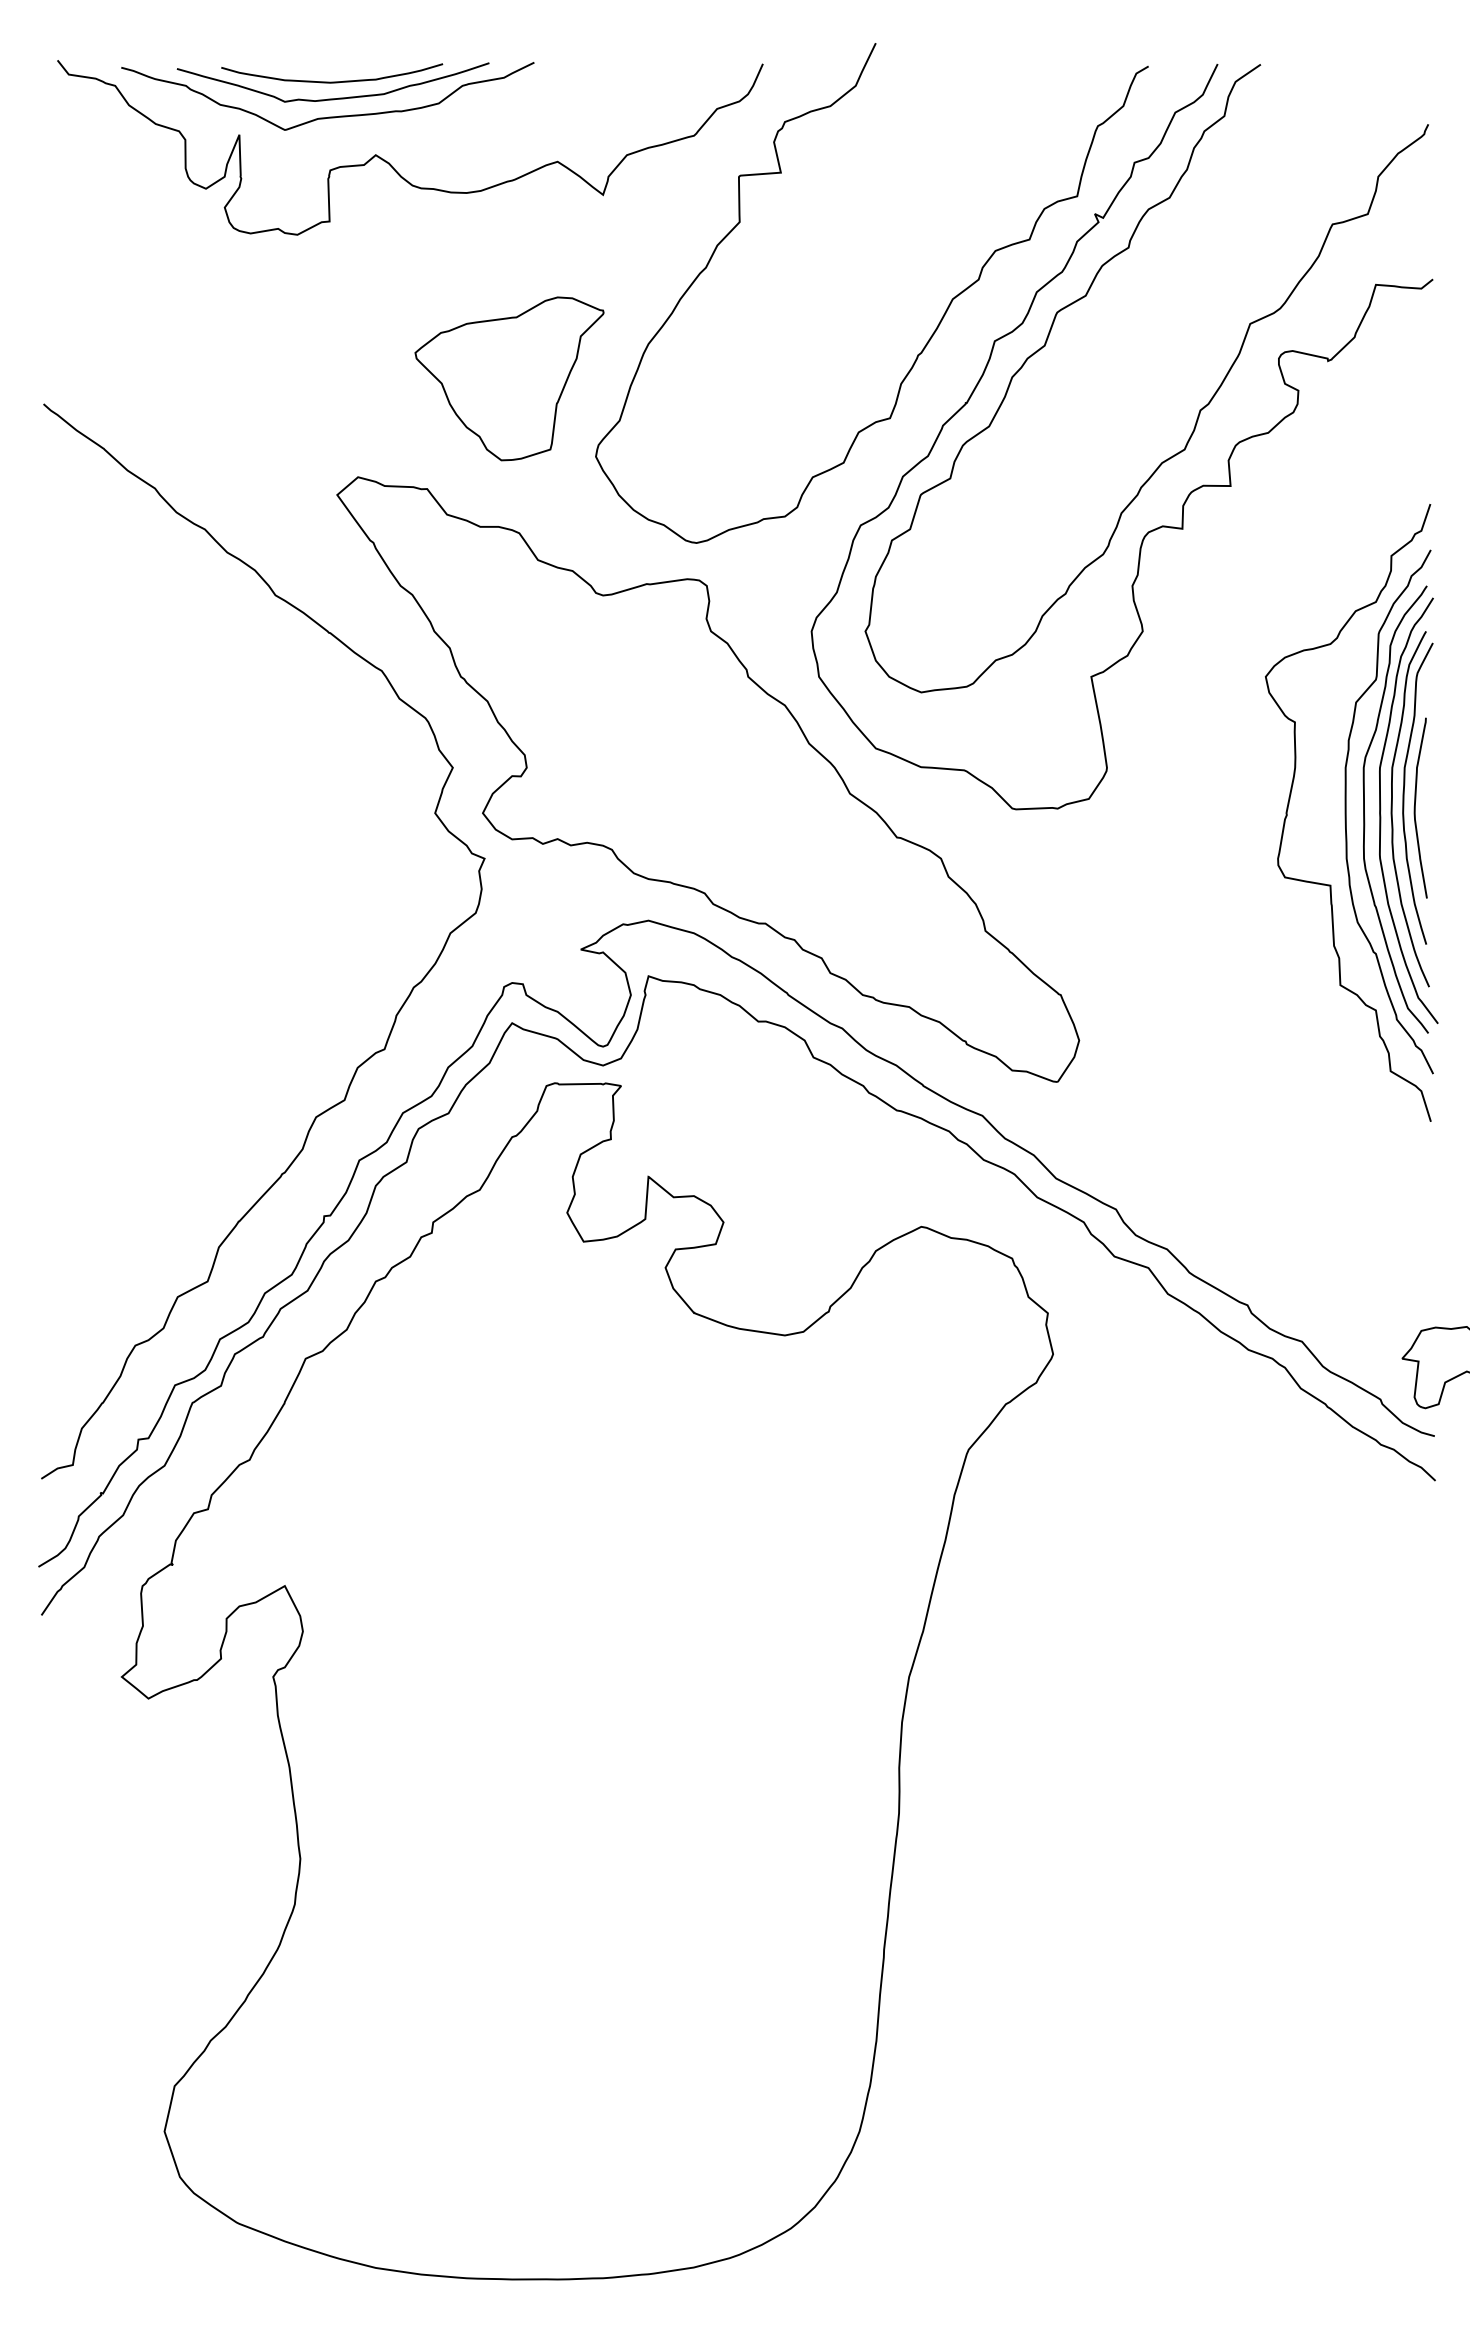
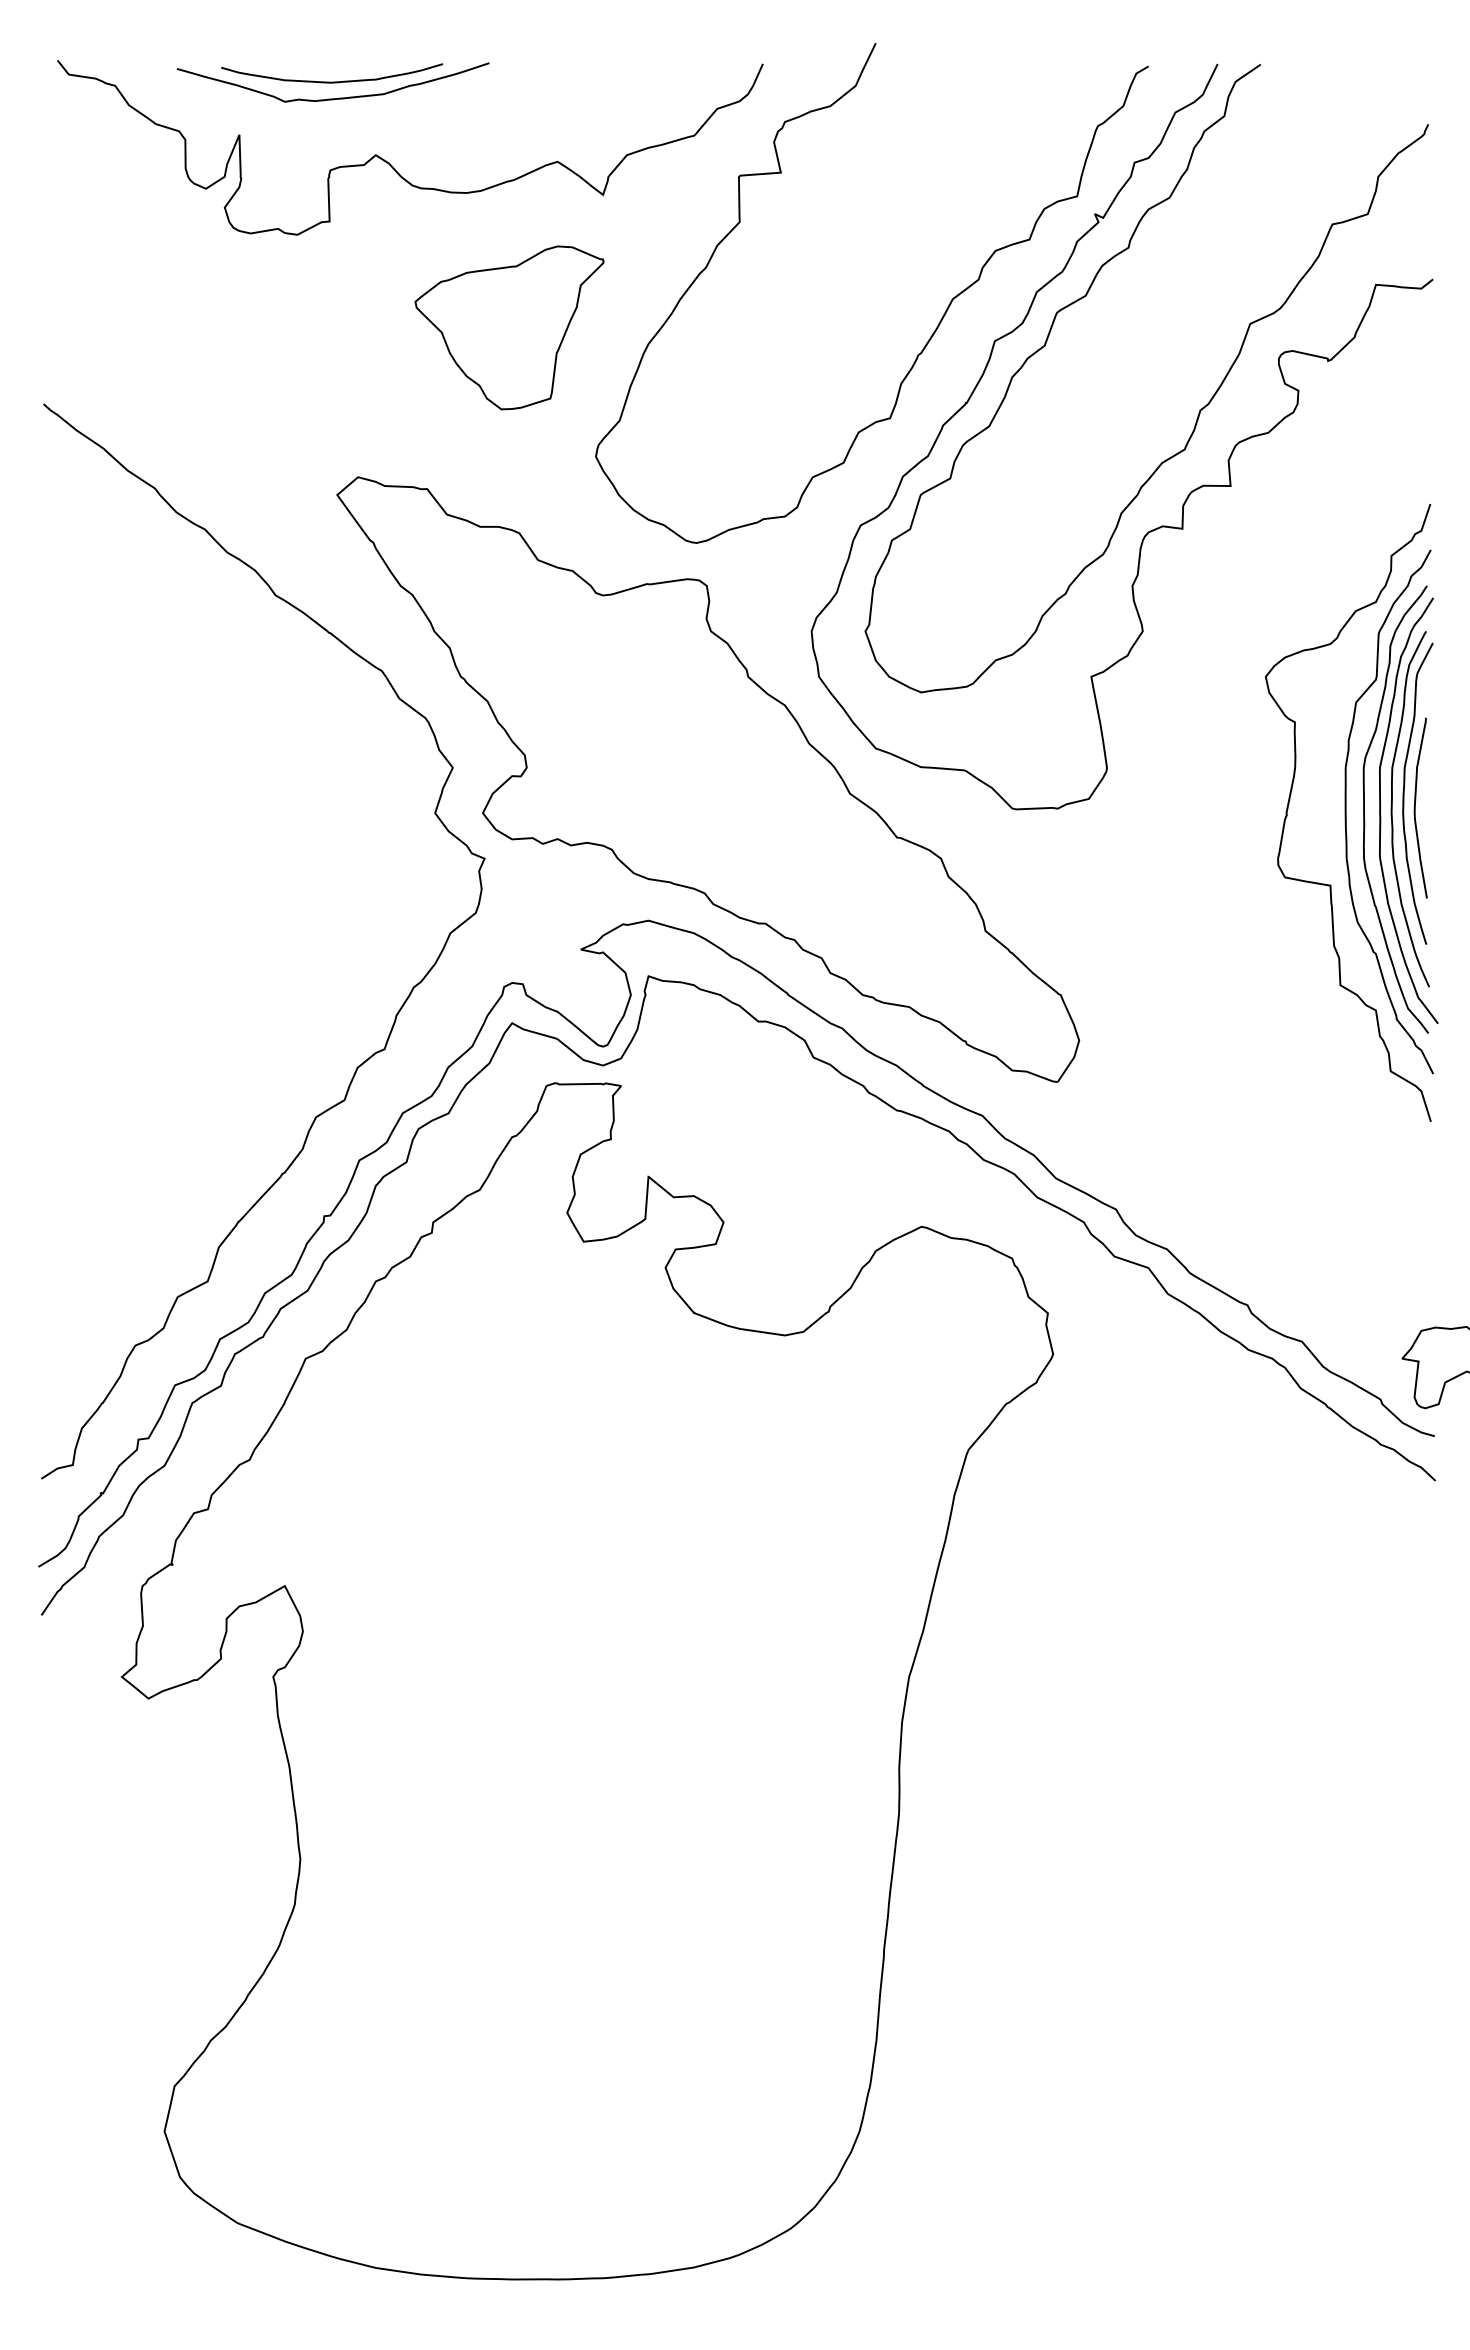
curve: present -> none (328, 116)
part position: (509, 378) -> (509, 327) (509, 327)
